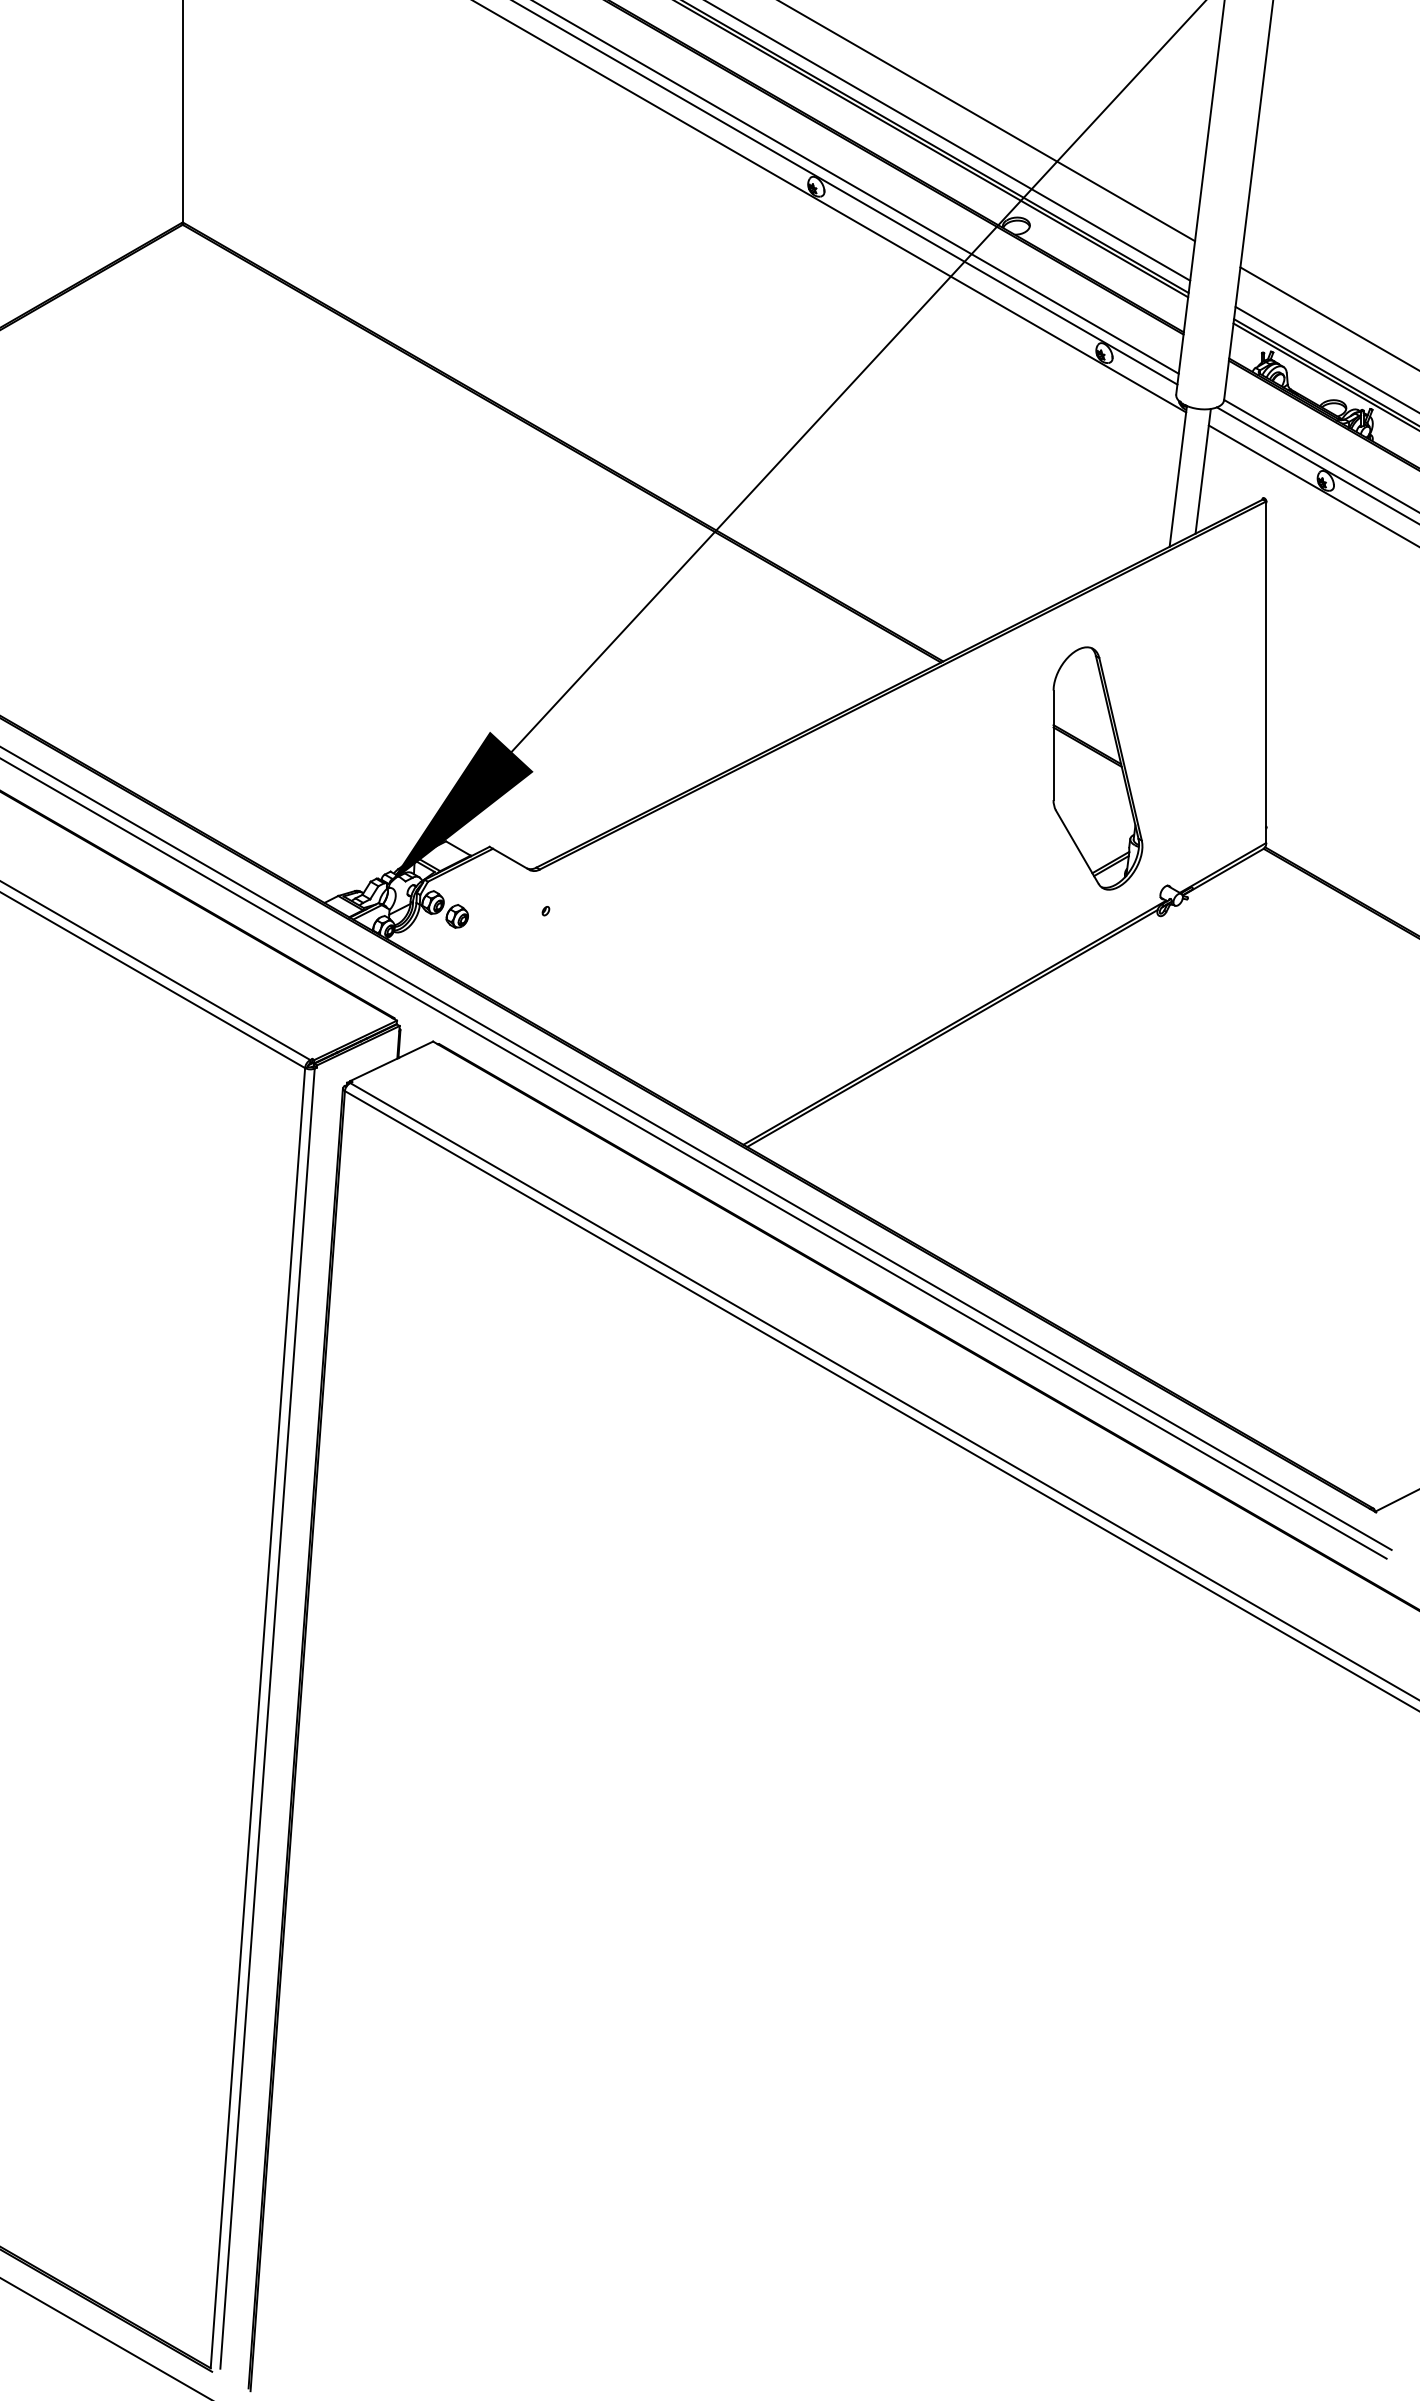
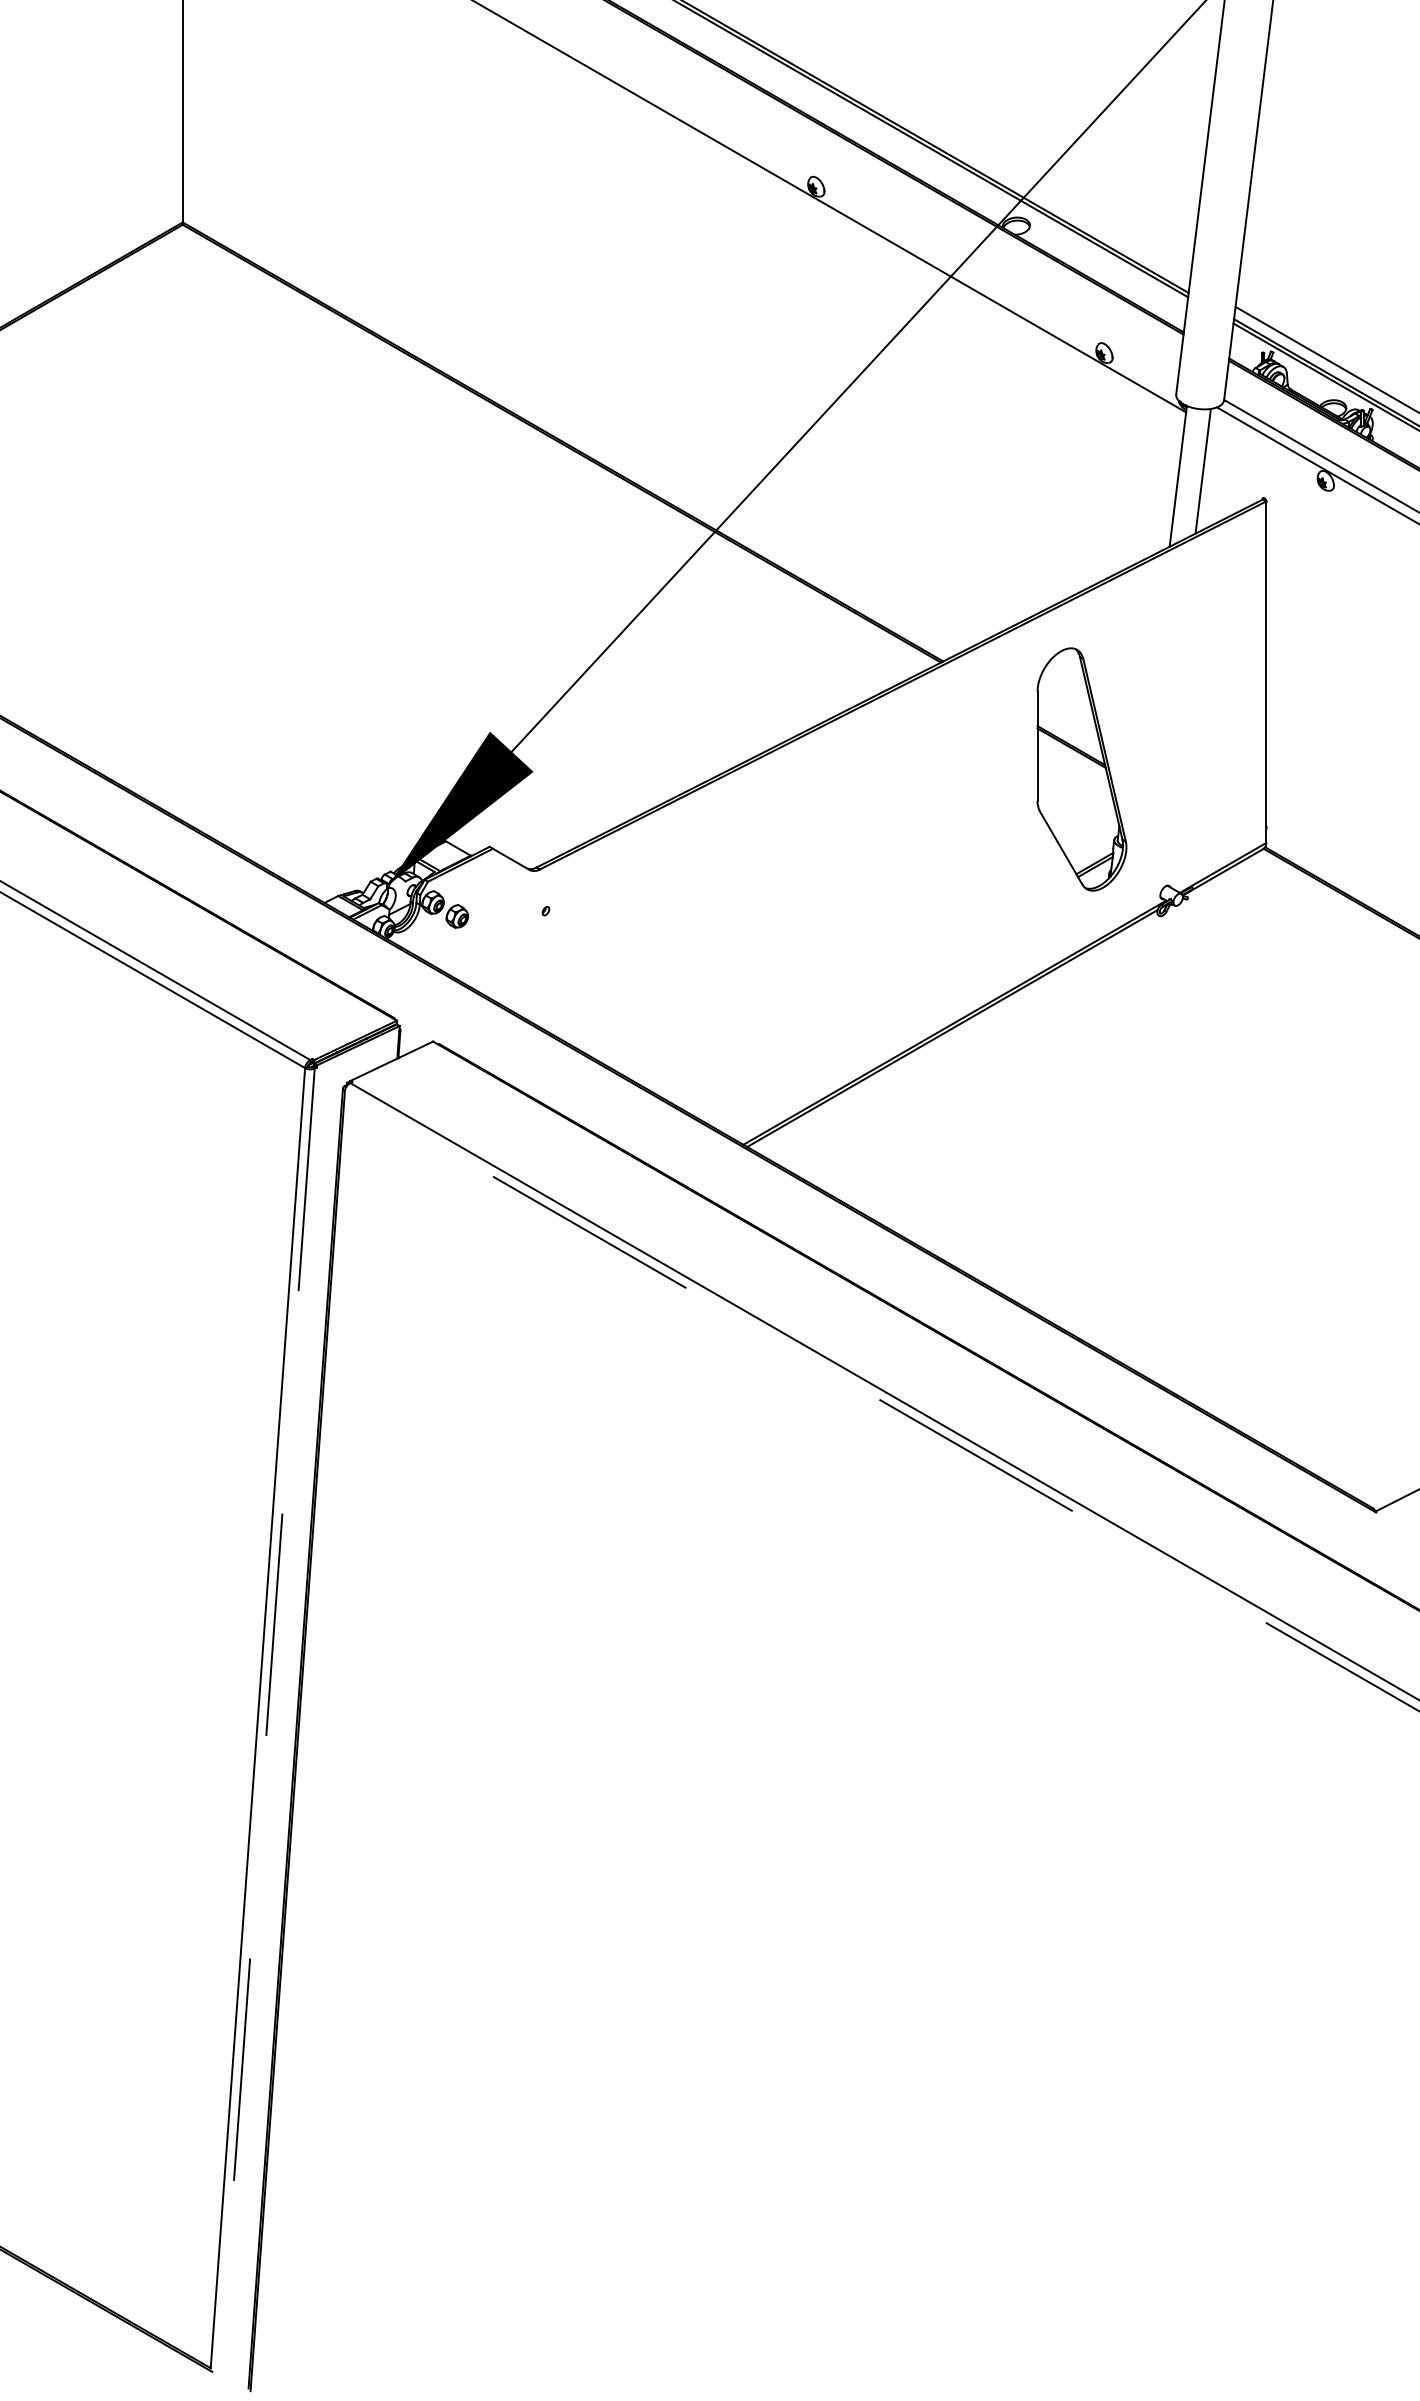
line: present -> none (987, 121)
line: present -> none (949, 141)
line: present -> none (856, 187)
line: present -> none (846, 193)
line: present -> none (1328, 317)
line: present -> none (1312, 485)
part position: (1097, 768) -> (1081, 769) (1081, 769)
line: present -> none (696, 1148)
line: present -> none (694, 1158)
line: solid -> dashed (881, 1401)
line: solid -> dashed (267, 1718)
line: present -> none (104, 2338)
